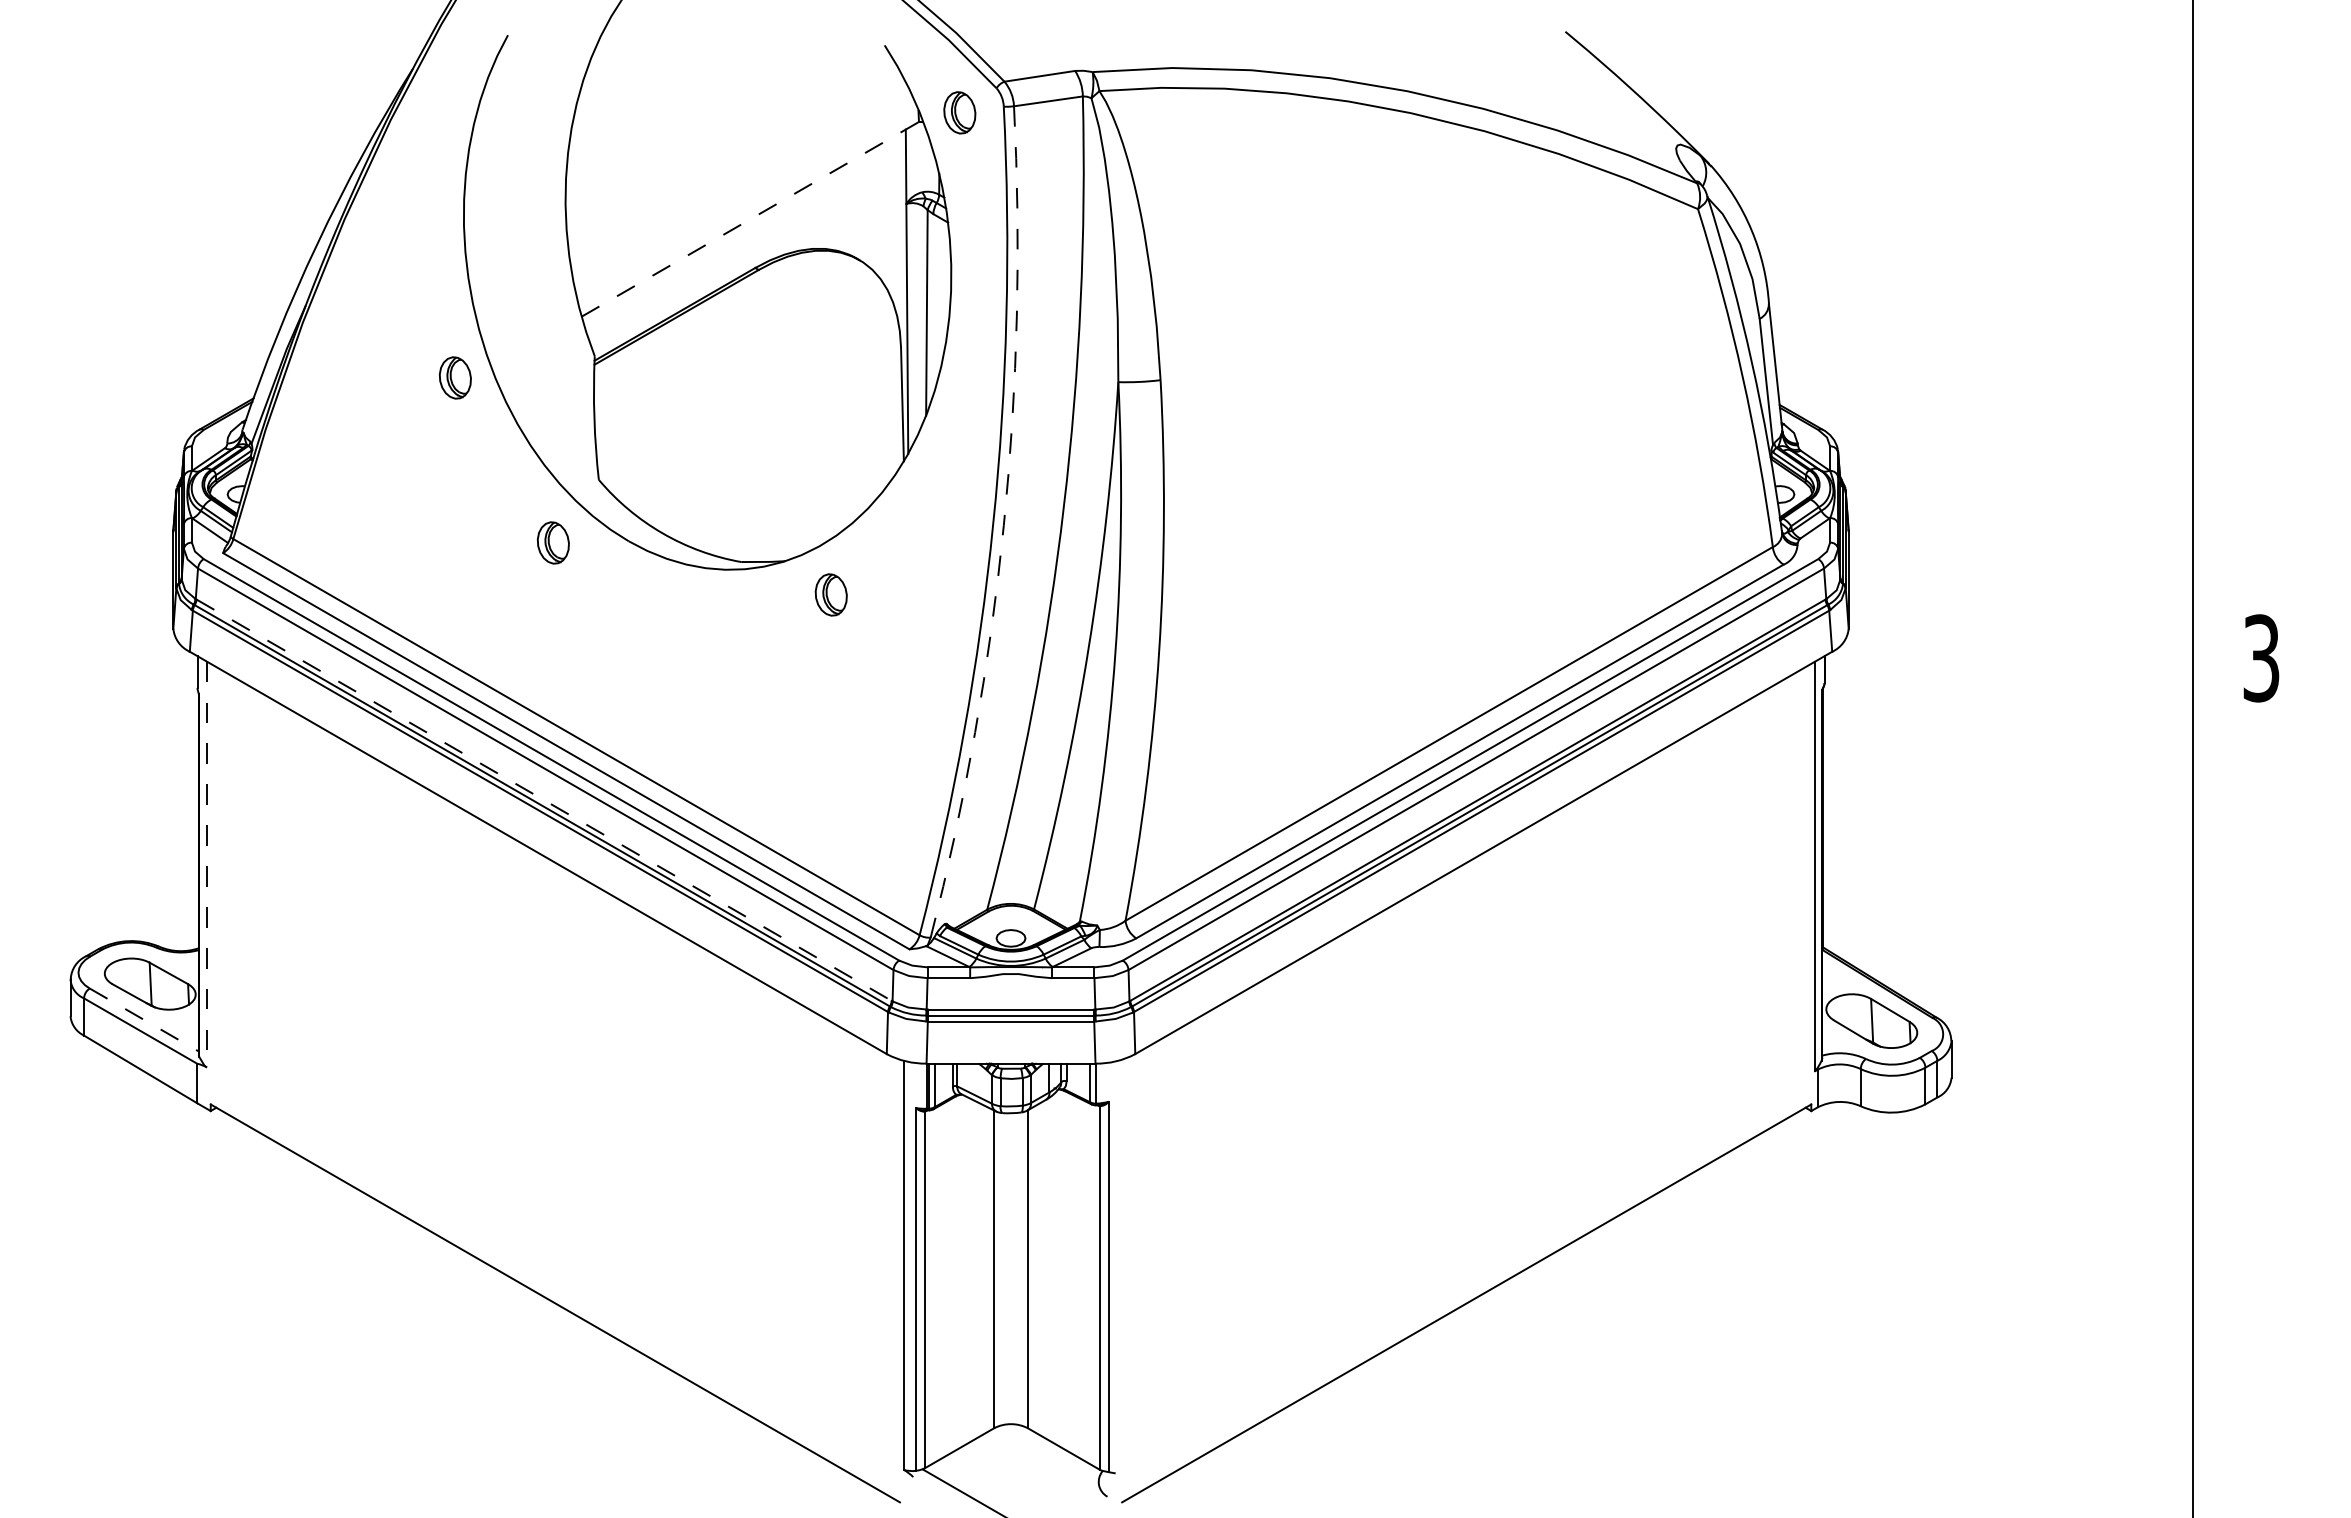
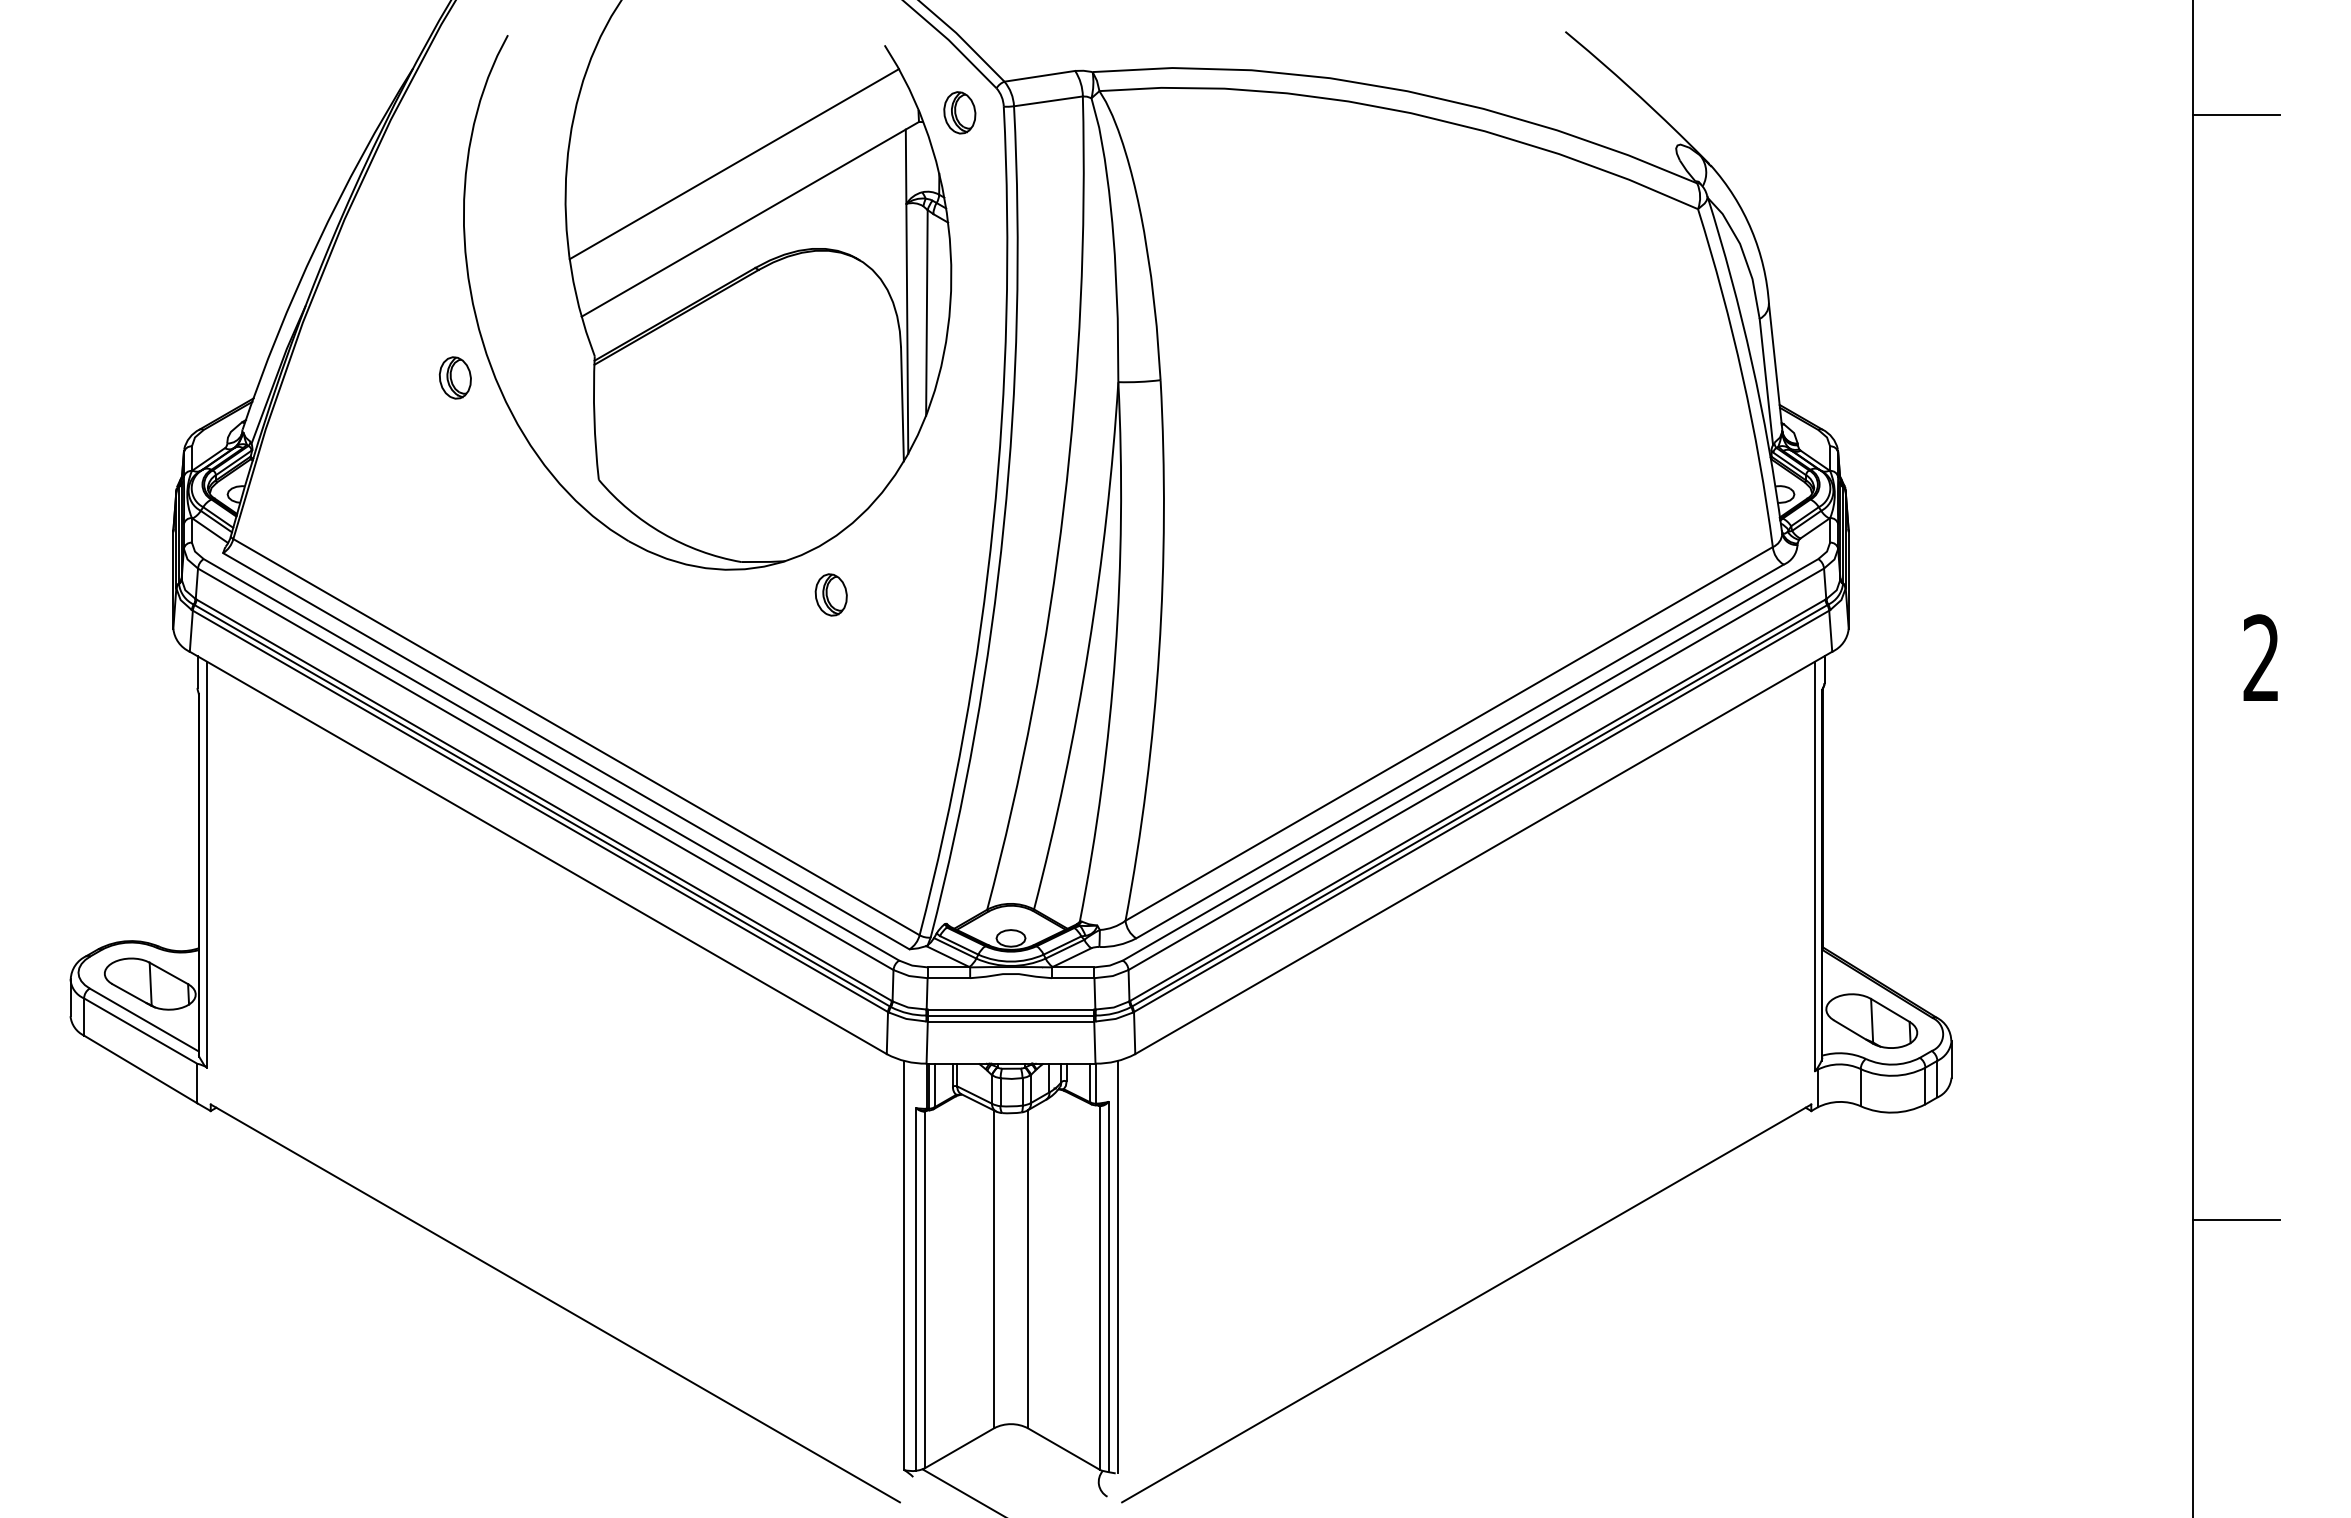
line: none -> present (2236, 115)
line: none -> present (734, 164)
line: dashed -> solid (750, 219)
arc: dashed -> solid (1003, 525)
part: present -> none (552, 542)
text: 3 -> 2 (2261, 658)
line: dashed -> solid (544, 800)
line: dashed -> solid (206, 864)
line: dashed -> solid (144, 1020)
line: none -> present (2236, 1219)
line: none -> present (1118, 1266)
